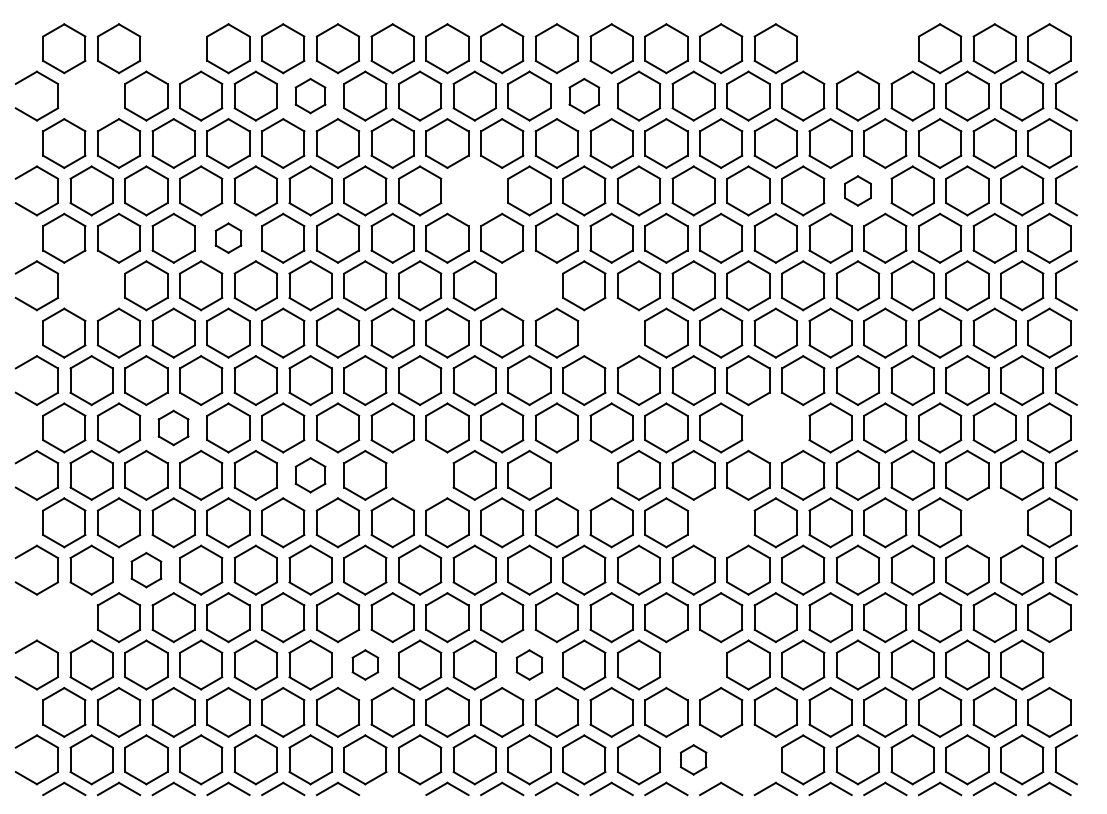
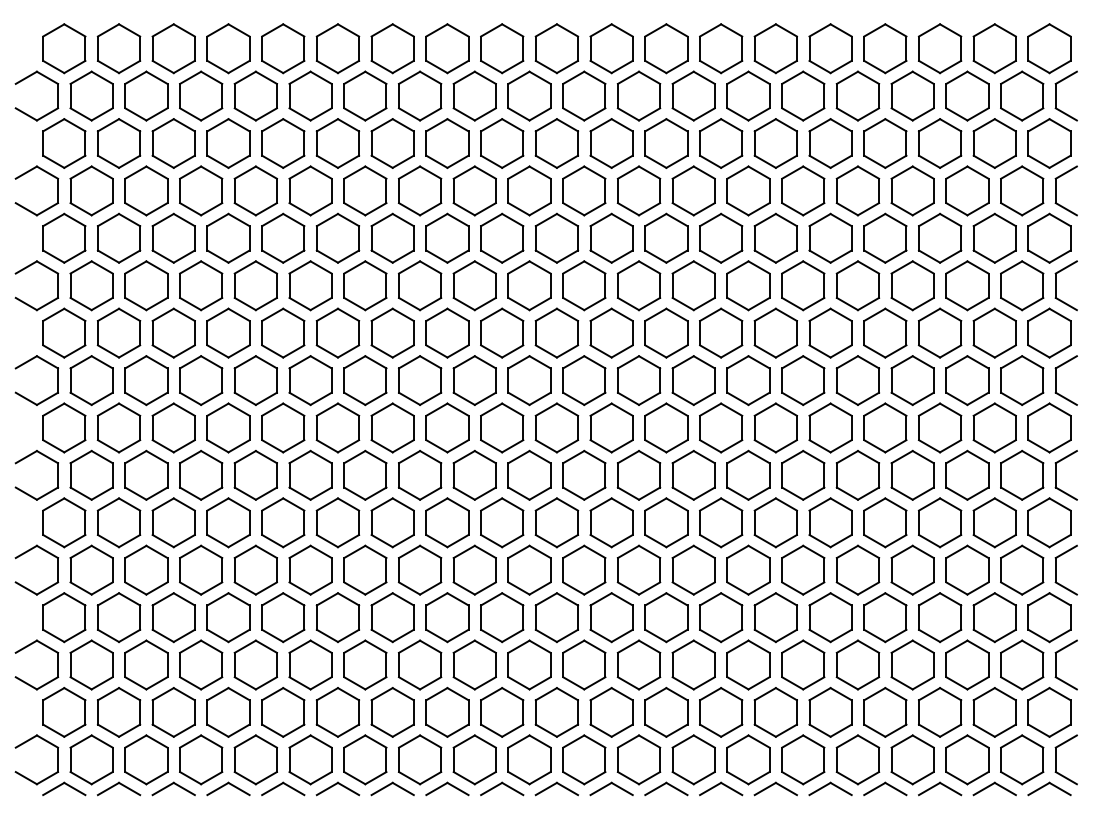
part: none -> present (173, 48)
part: none -> present (830, 48)
part: none -> present (885, 48)
part: none -> present (91, 95)
part size: 33x38 px -> 45x52 px (310, 95)
part size: 33x38 px -> 45x52 px (584, 95)
part: none -> present (474, 190)
part size: 28x32 px -> 46x52 px (857, 190)
part size: 29x32 px -> 45x52 px (228, 237)
part: none -> present (91, 285)
part: none -> present (529, 285)
part: none -> present (611, 332)
part size: 33x38 px -> 45x52 px (173, 427)
part: none -> present (775, 427)
part: none -> present (584, 474)
part size: 33x37 px -> 45x52 px (310, 474)
part: none -> present (420, 475)
part: none -> present (721, 522)
part: none -> present (994, 522)
part size: 33x37 px -> 45x52 px (146, 569)
part: none -> present (64, 617)
part size: 29x32 px -> 45x52 px (365, 664)
part size: 29x32 px -> 45x52 px (529, 664)
part: none -> present (693, 664)
part: none -> present (1056, 664)
part size: 28x32 px -> 45x52 px (693, 759)
part: none -> present (748, 759)
part: none -> present (392, 788)
